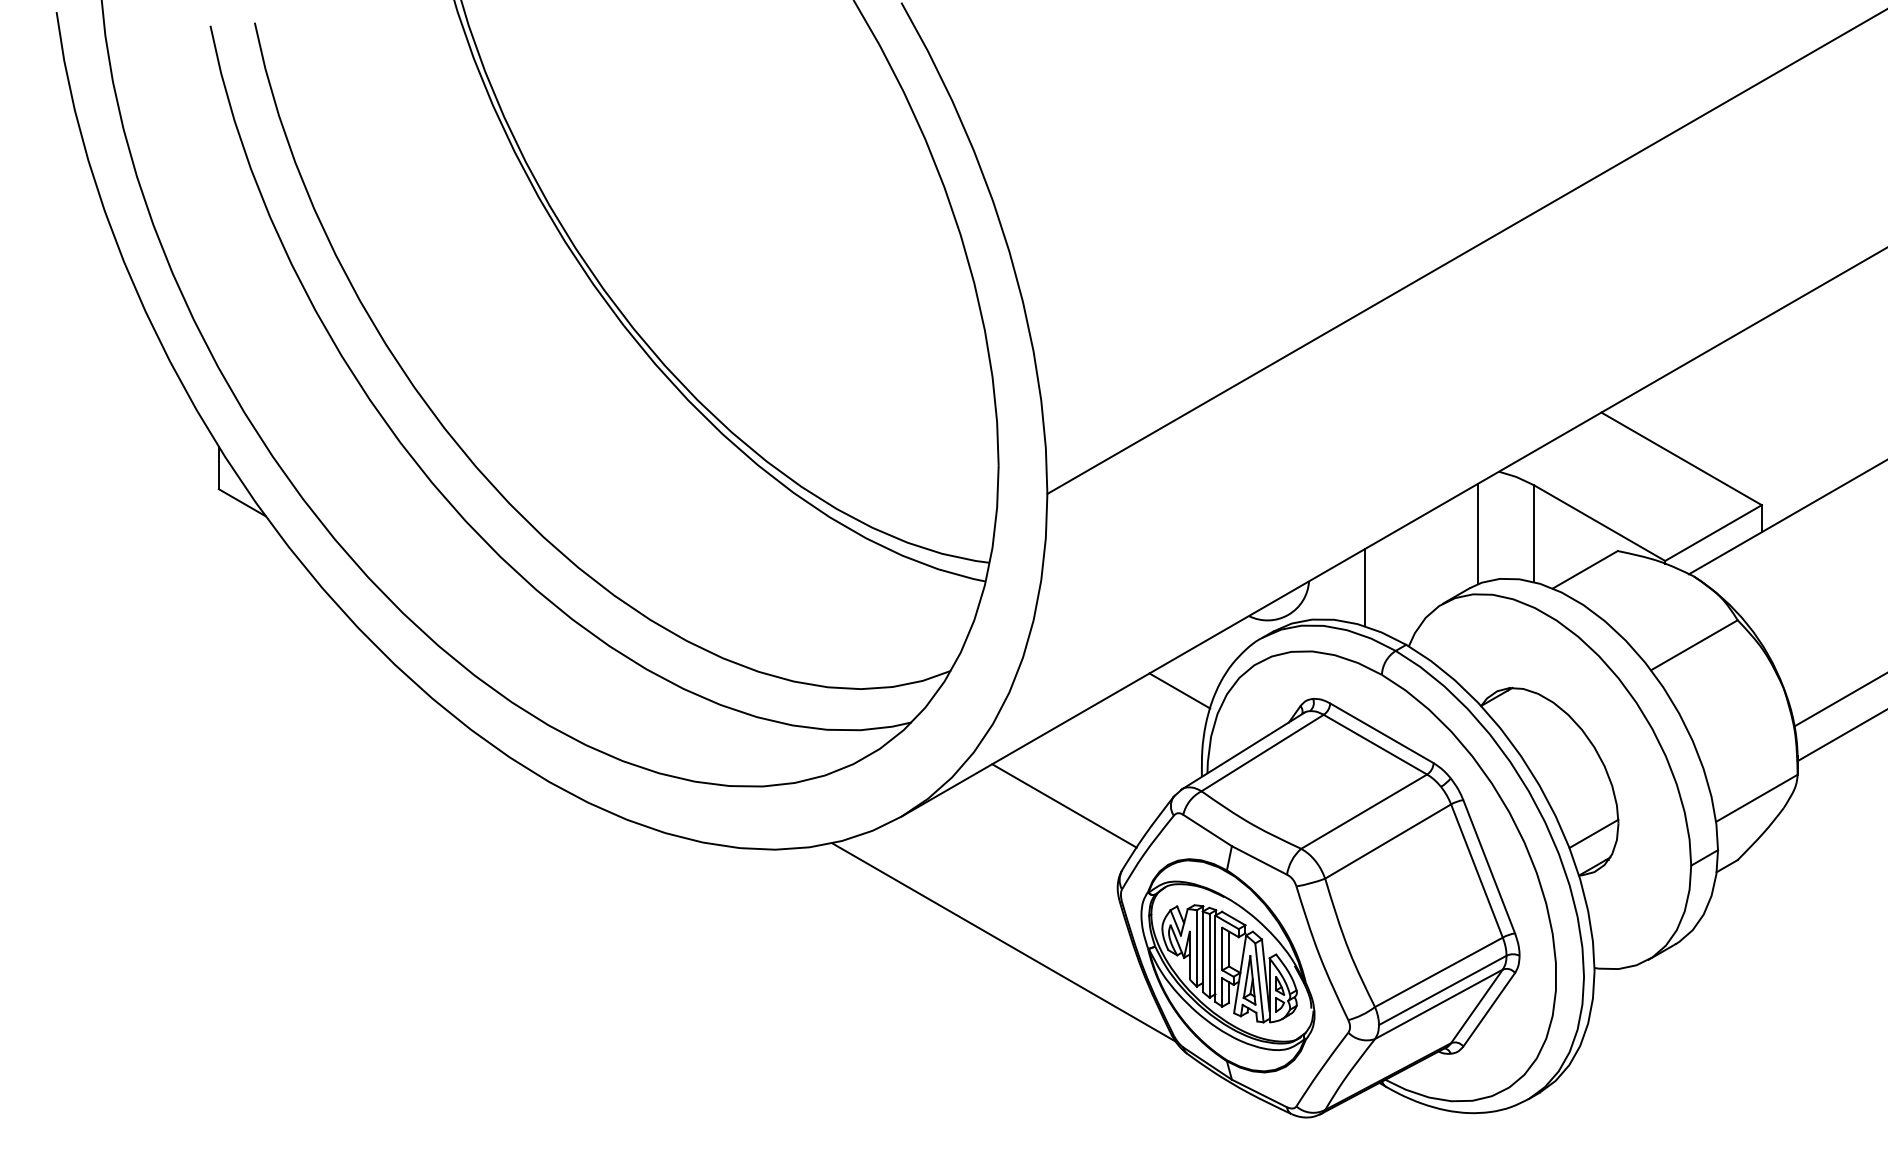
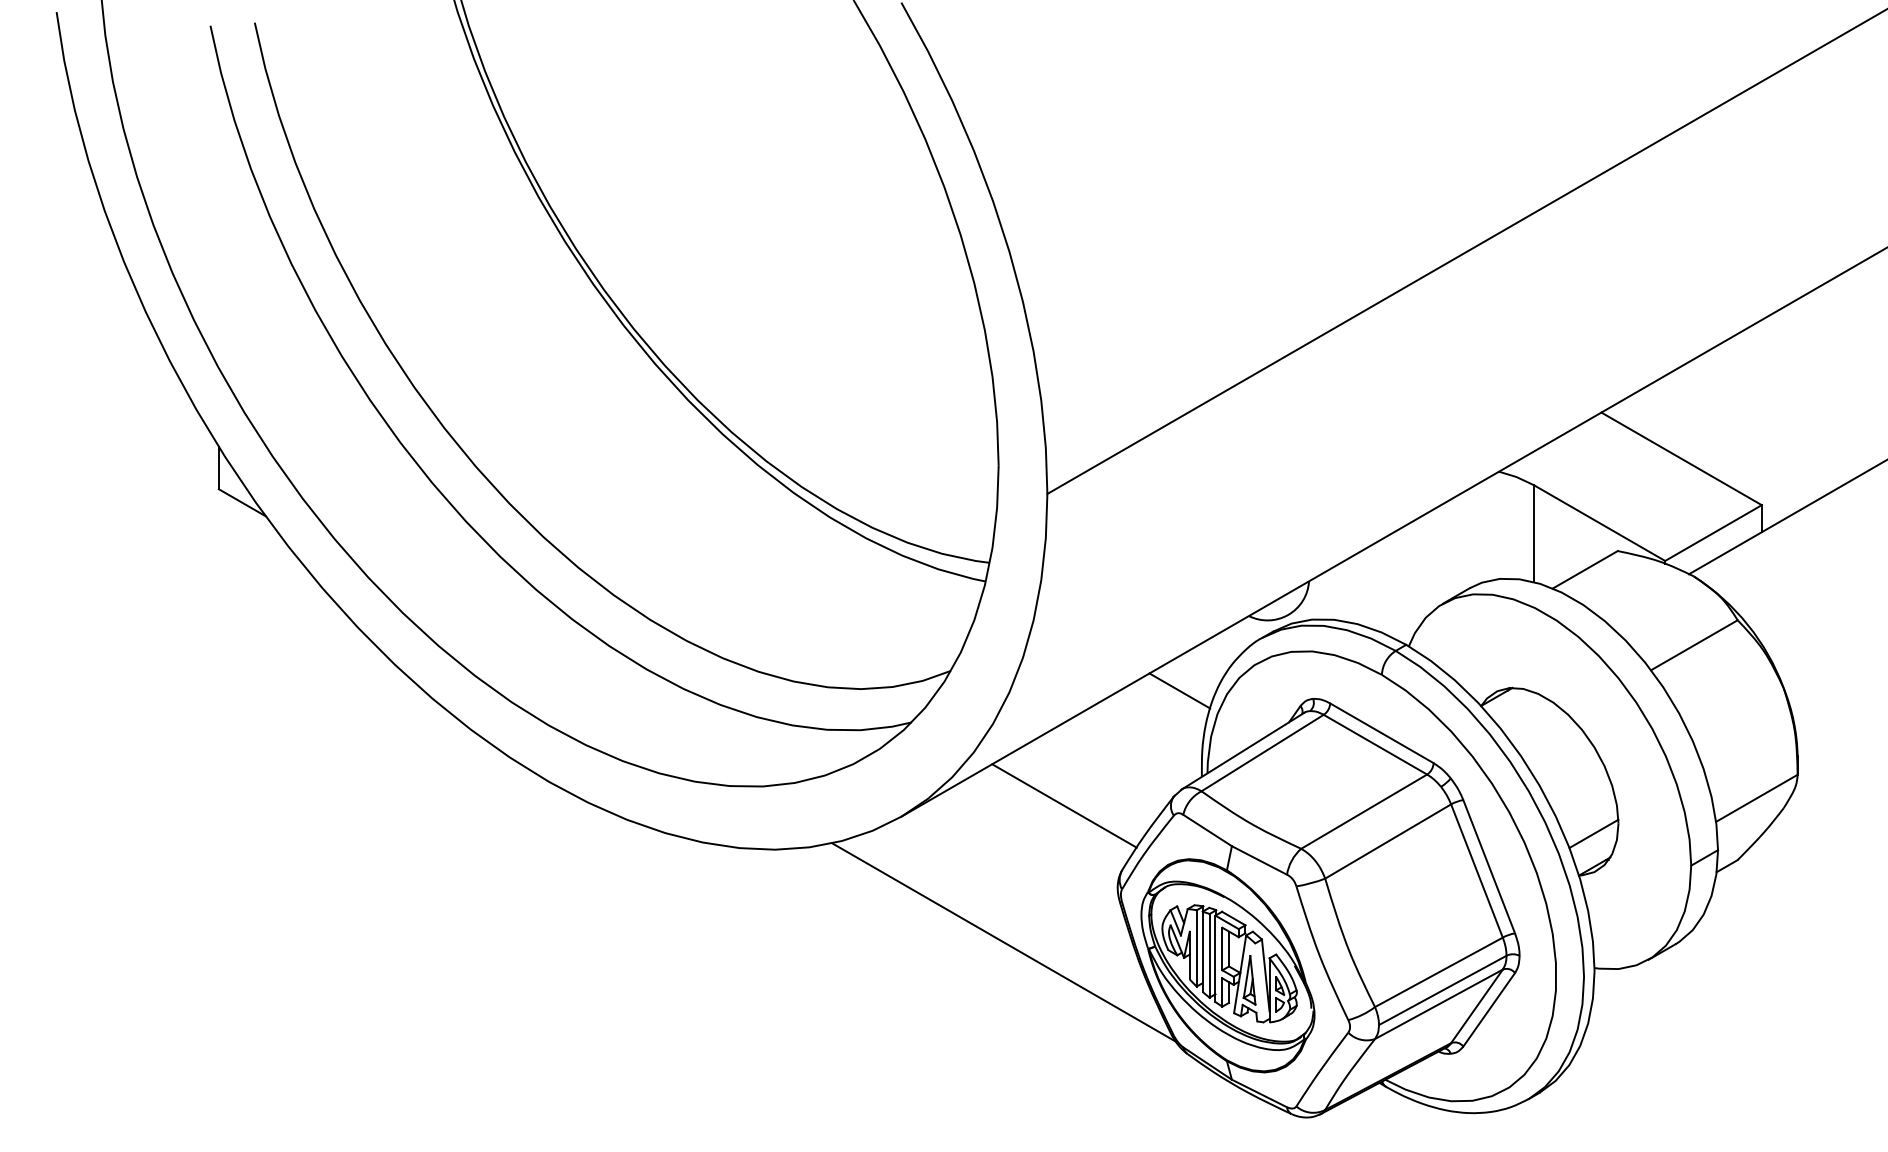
line: present -> none (1478, 533)
line: present -> none (1365, 587)
line: present -> none (1839, 700)
line: present -> none (1840, 736)
line: present -> none (1259, 982)
